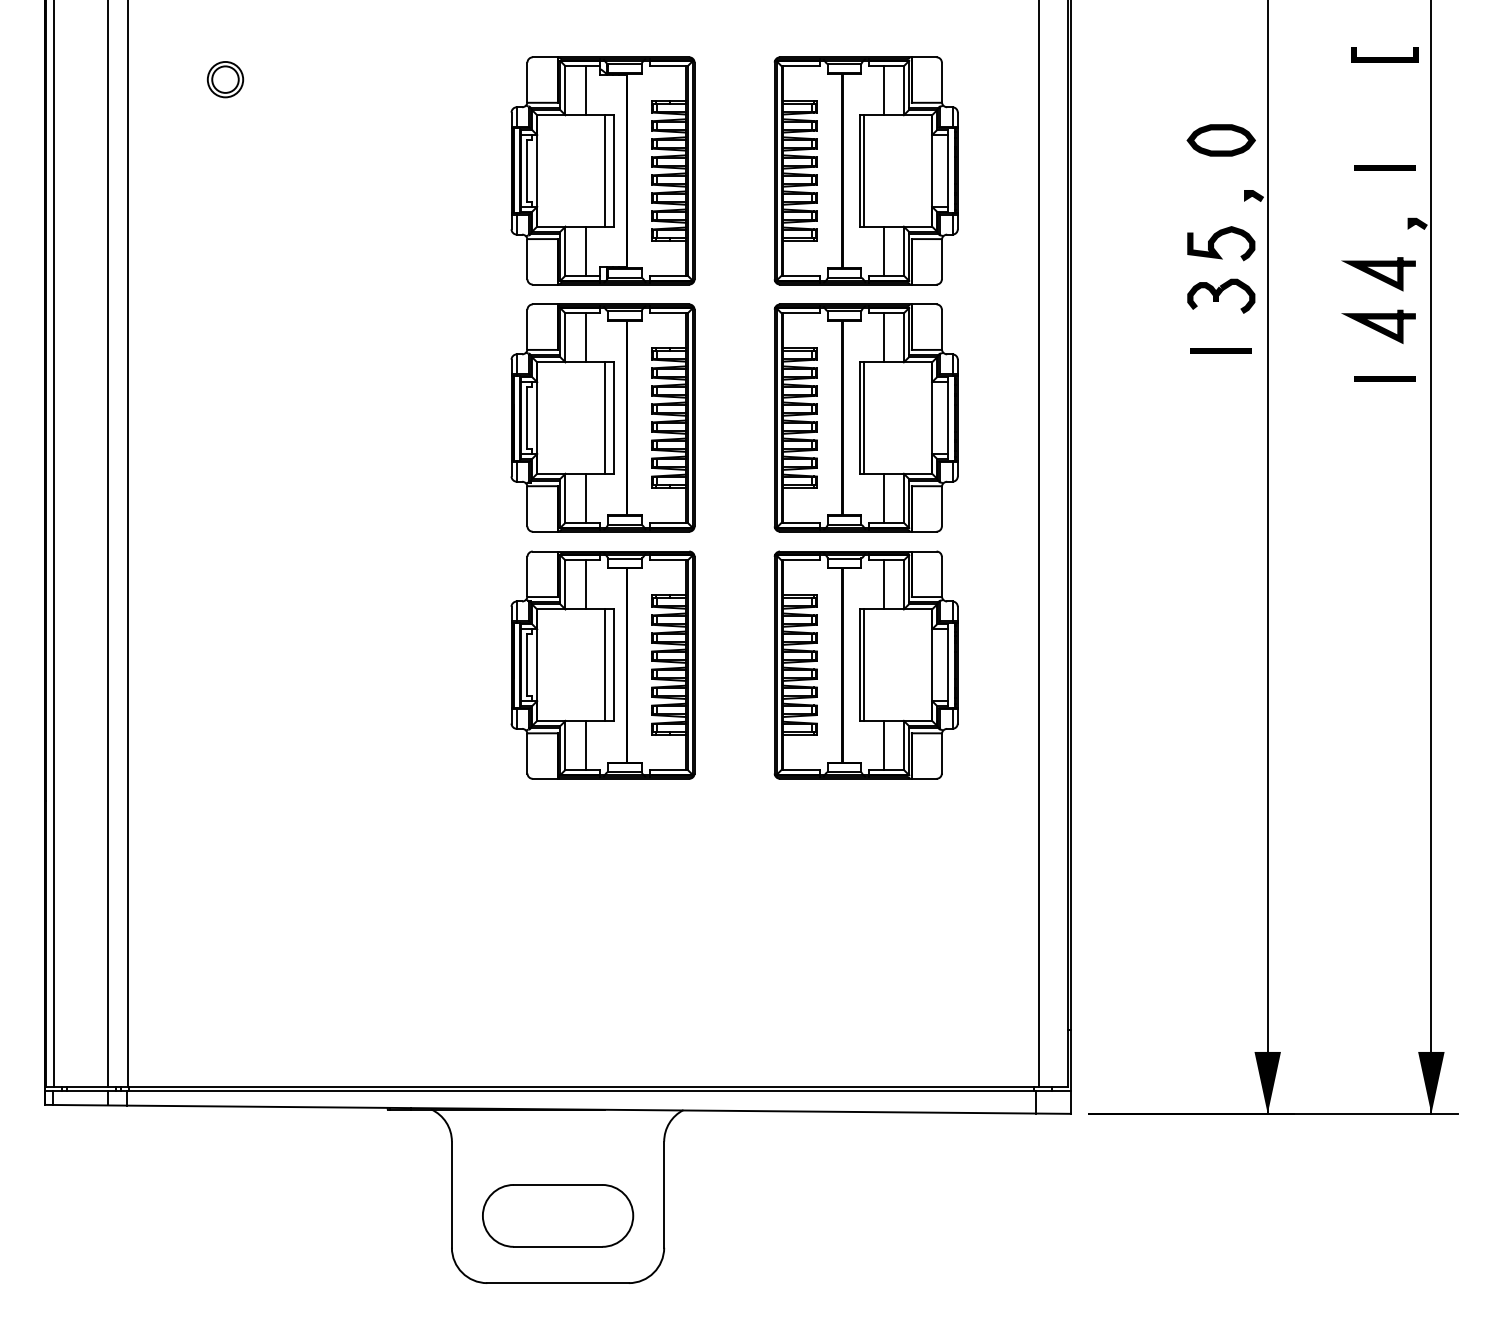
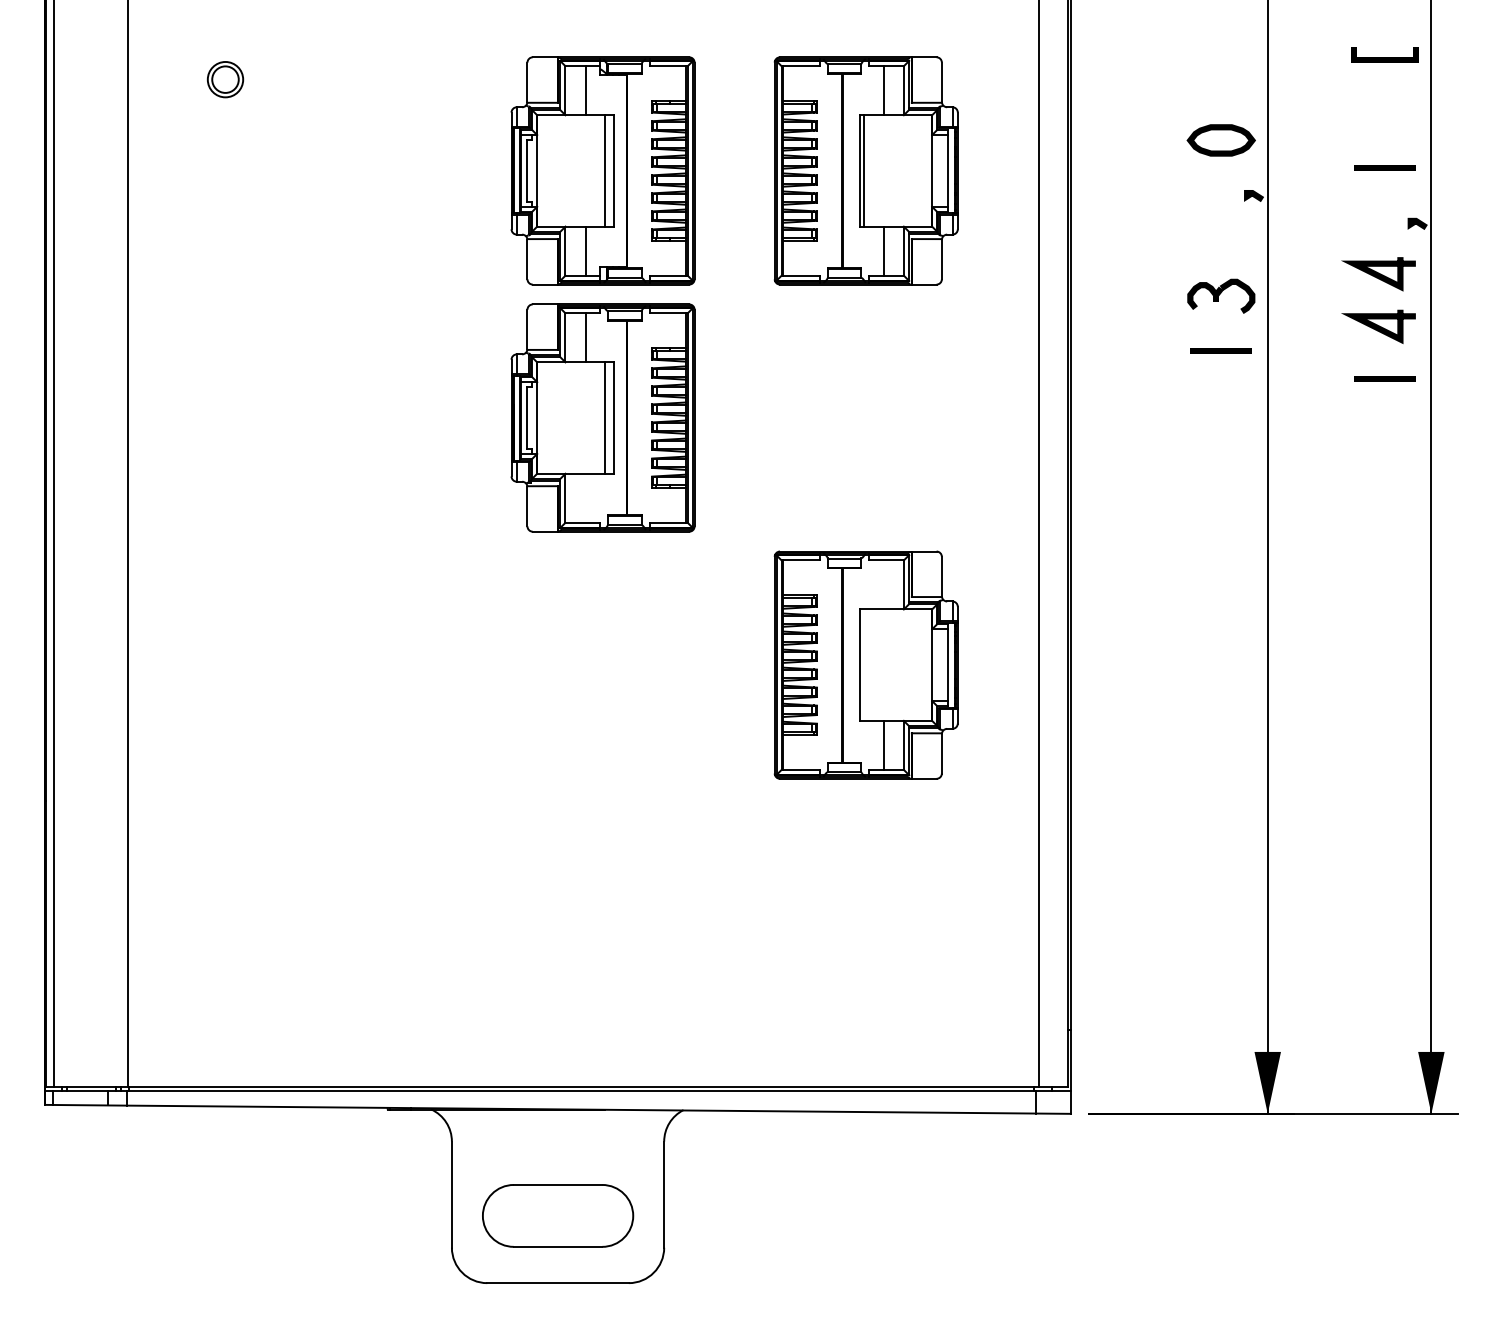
curve: present -> none (1217, 239)
part: present -> none (865, 417)
line: present -> none (585, 497)
line: present -> none (107, 544)
line: present -> none (883, 584)
part: present -> none (602, 664)
line: present -> none (864, 664)
